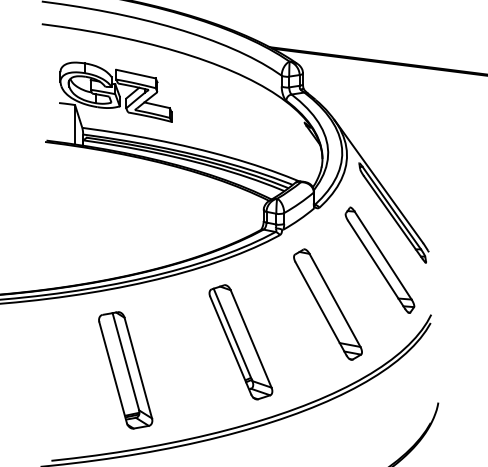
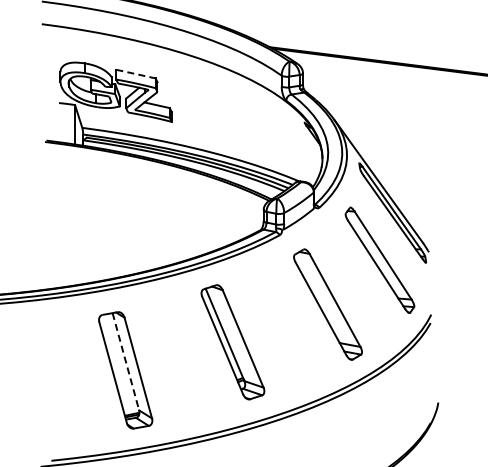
line: solid -> dashed (136, 74)
part position: (240, 342) -> (232, 342) (232, 342)
line: solid -> dashed (126, 362)
